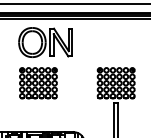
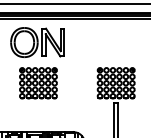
part position: (45, 42) -> (37, 42) (37, 42)
